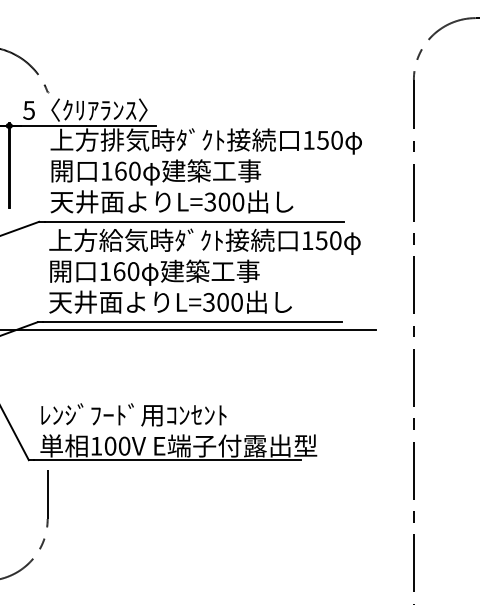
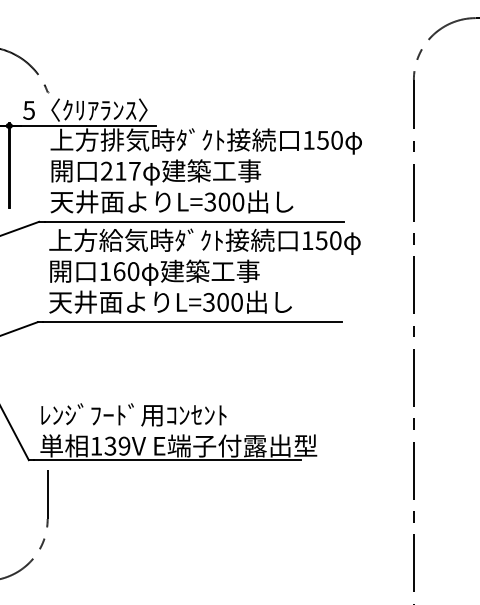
text: 160 -> 217 (120, 170)
line: present -> none (188, 329)
text: 100V -> 139V (117, 445)
